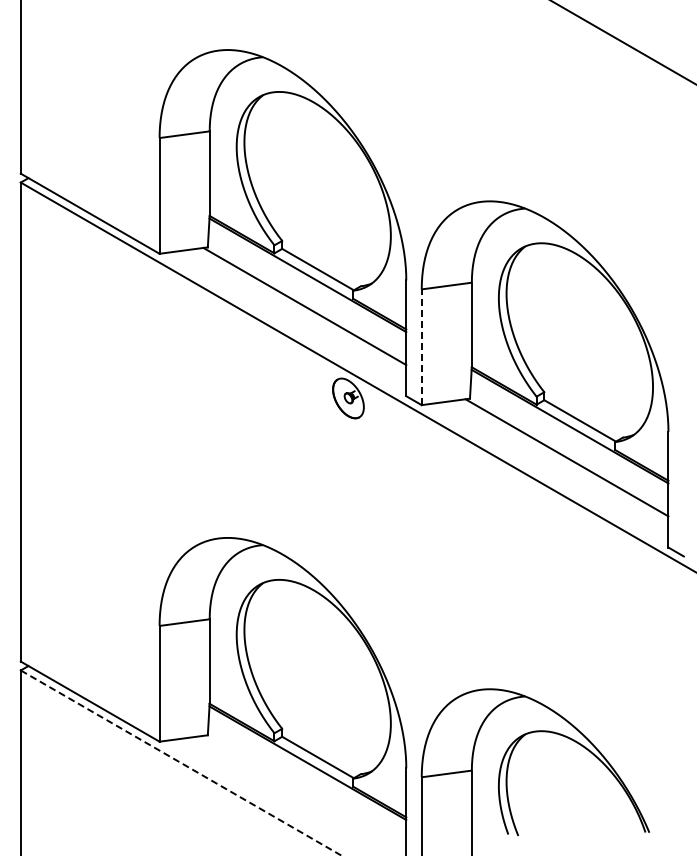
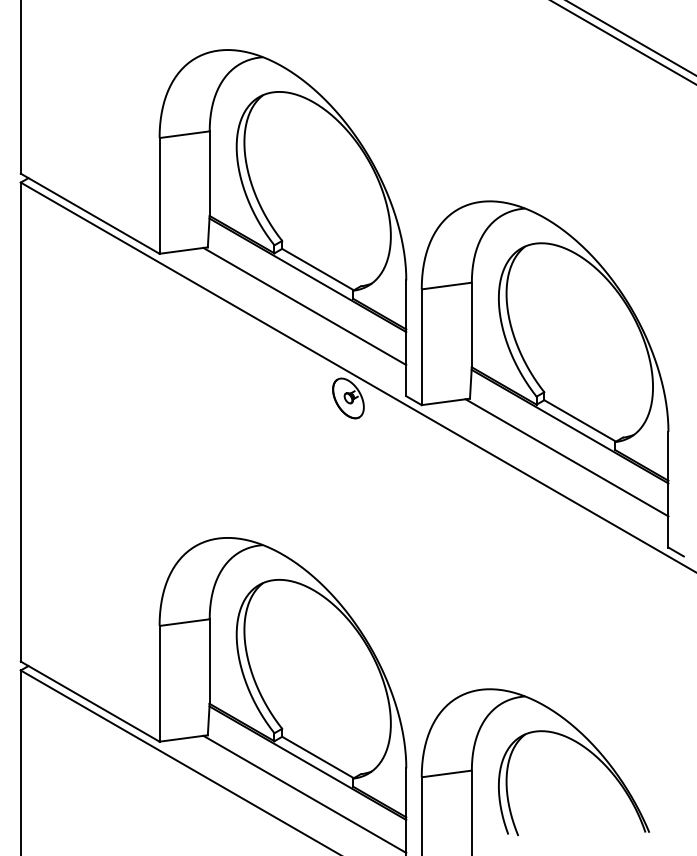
line: none -> present (631, 38)
line: dashed -> solid (421, 347)
line: dashed -> solid (181, 763)
line: none -> present (304, 793)
